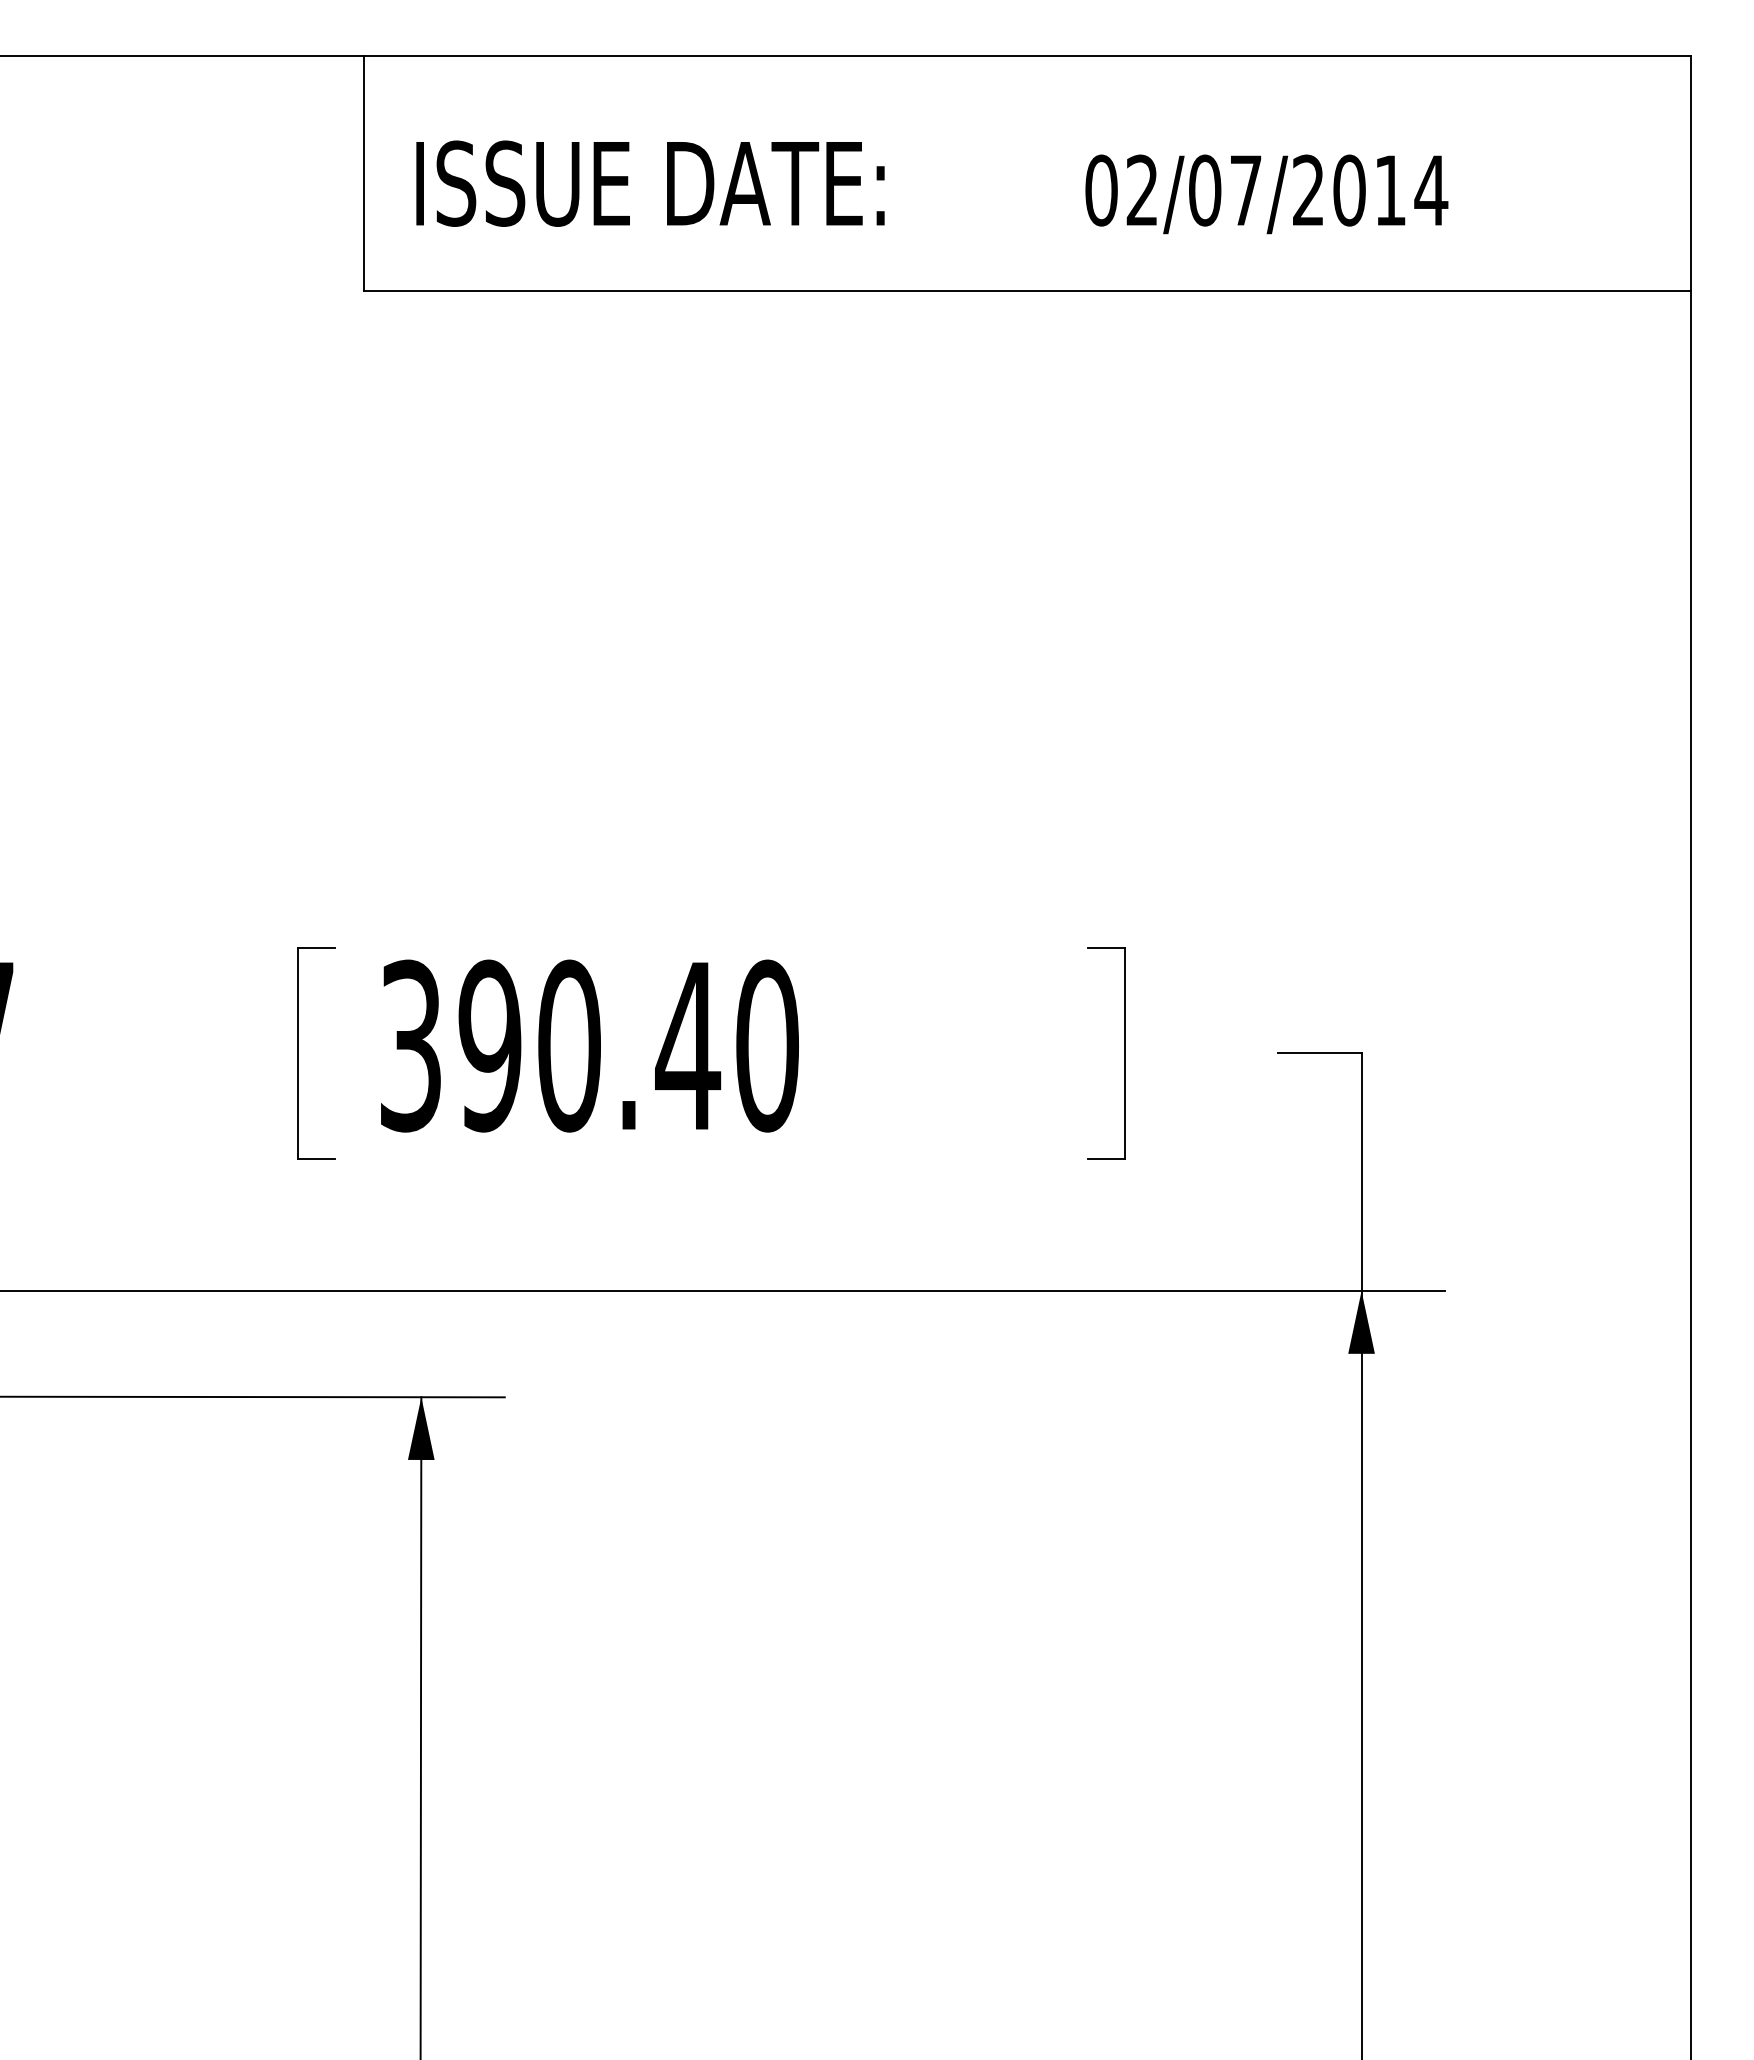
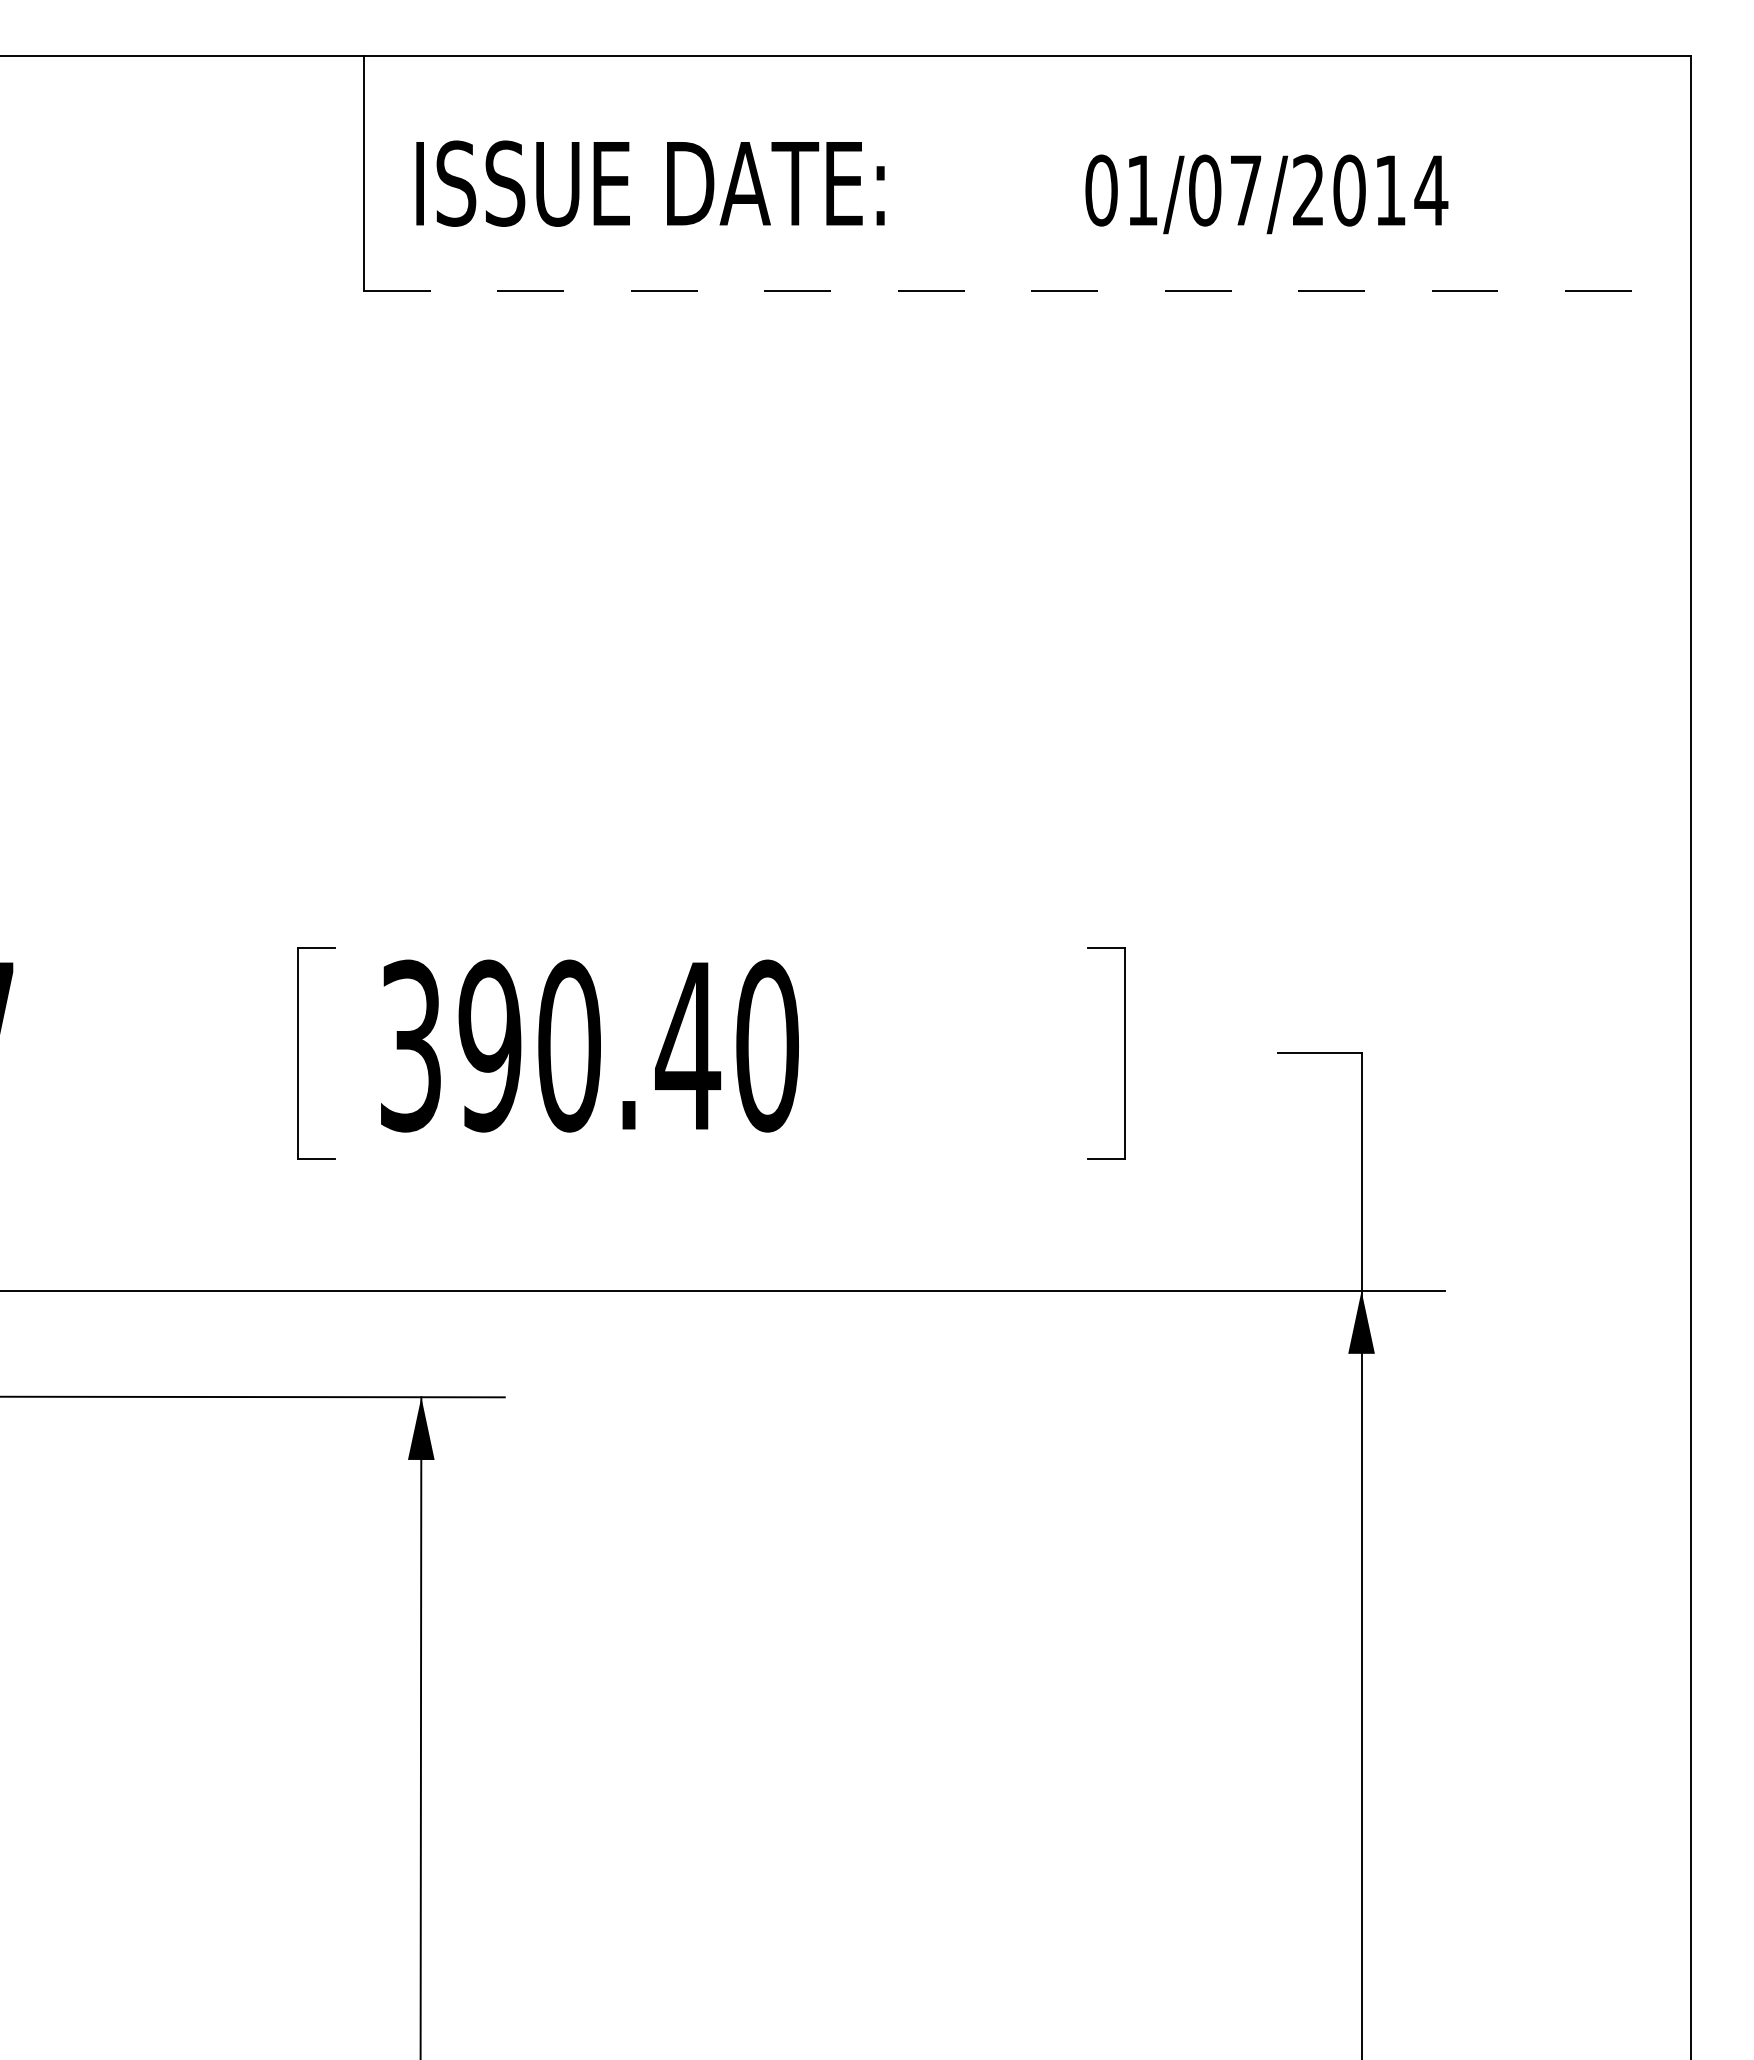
text: 02/07/2014 -> 01/07/2014 (1141, 189)
line: solid -> dashed (1027, 291)
